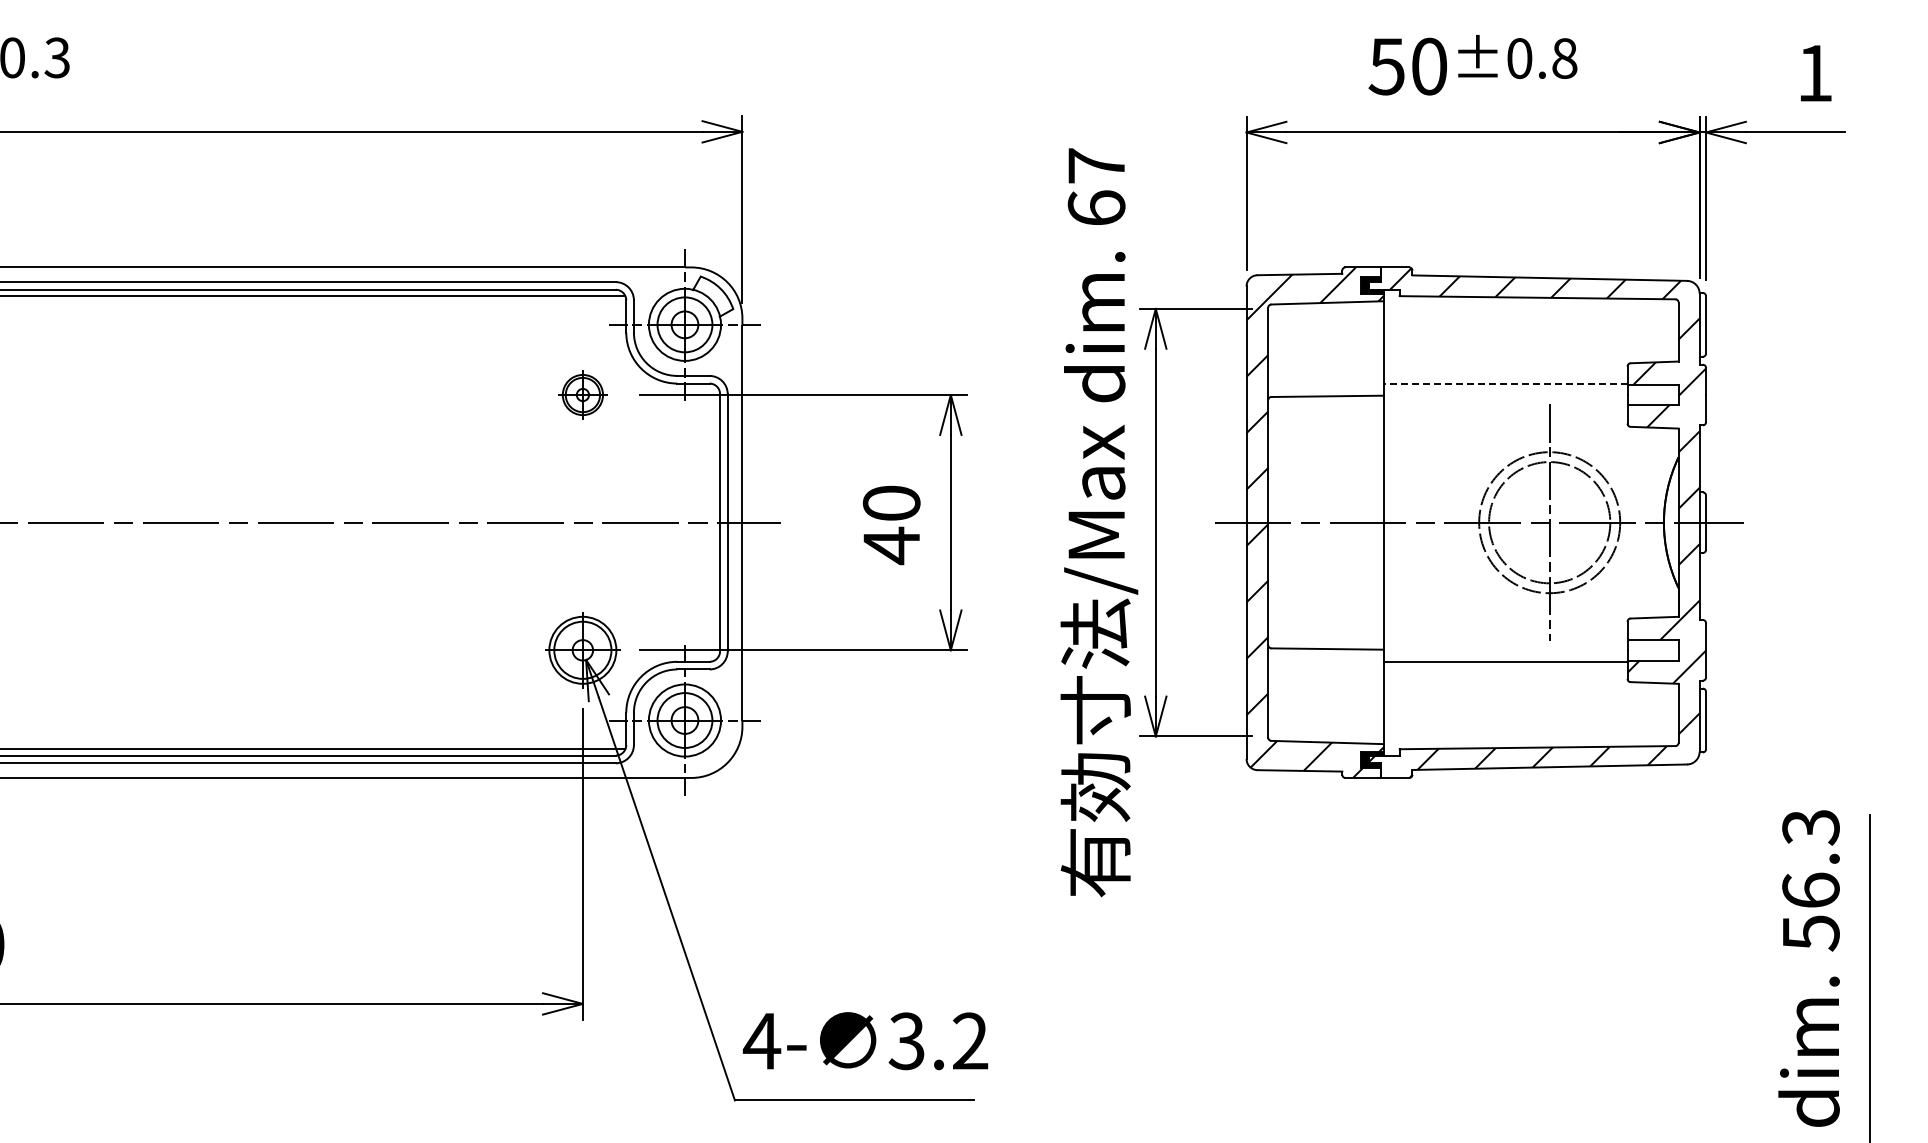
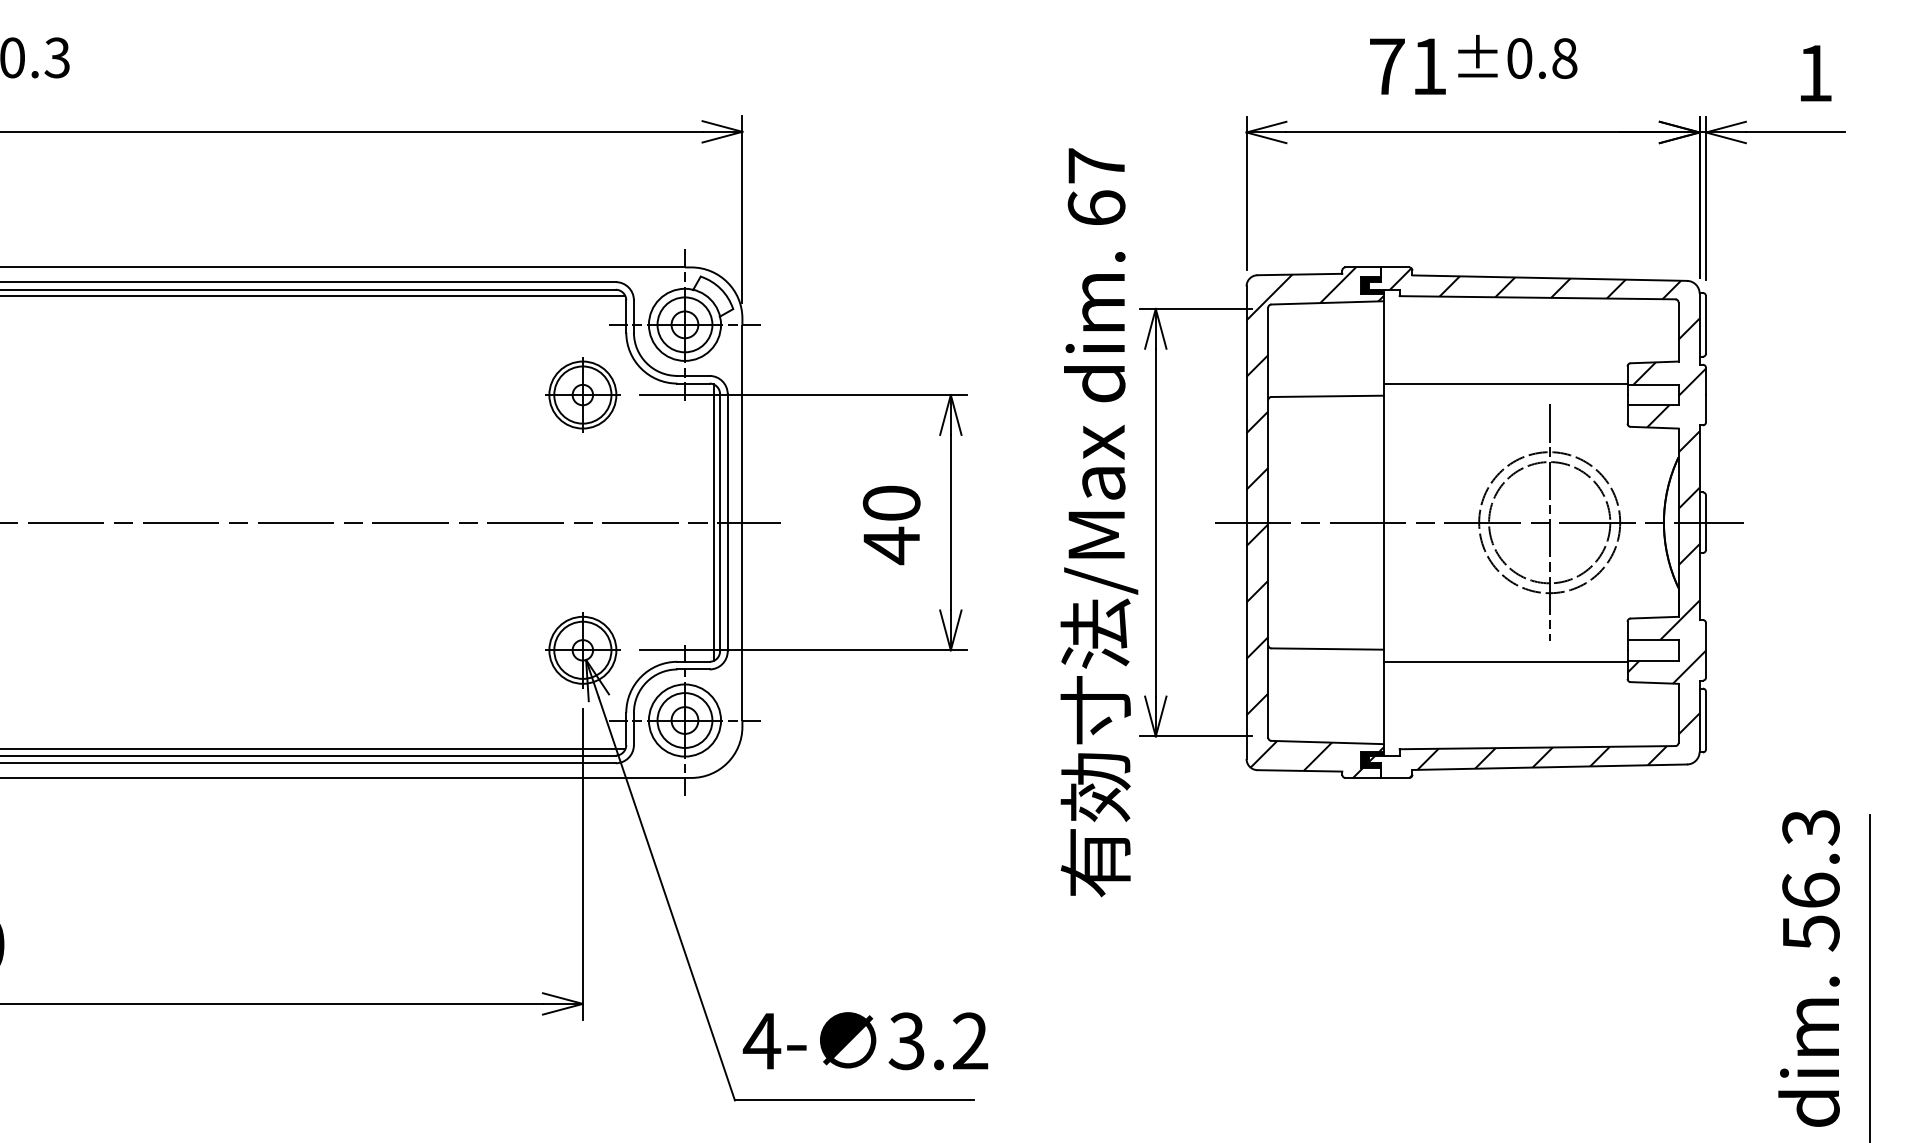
text: 50 -> 71 (1407, 66)
line: dashed -> solid (1505, 383)
part size: 50x50 px -> 76x76 px (582, 394)
line: none -> present (713, 522)
